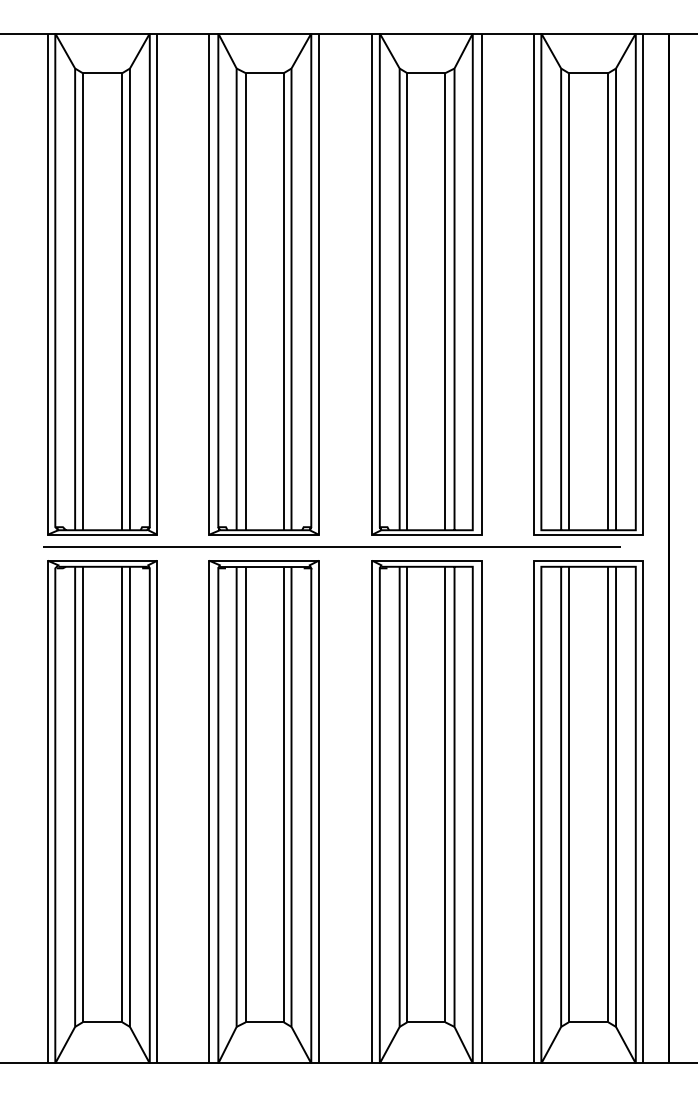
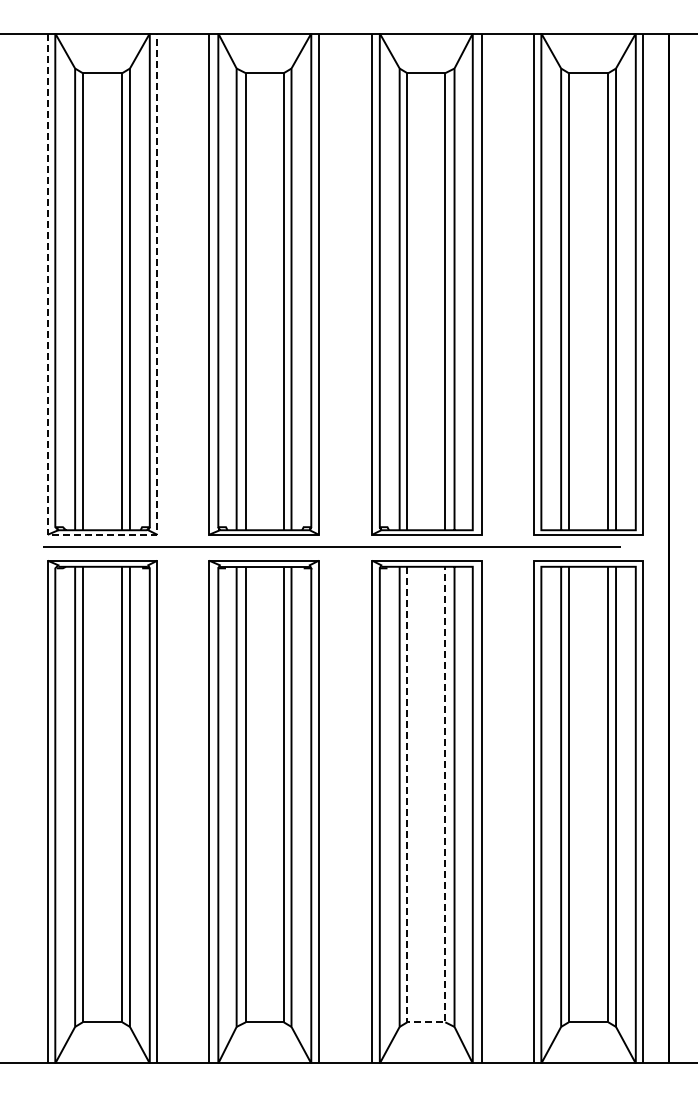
line: solid -> dashed (102, 534)
line: solid -> dashed (426, 1022)
